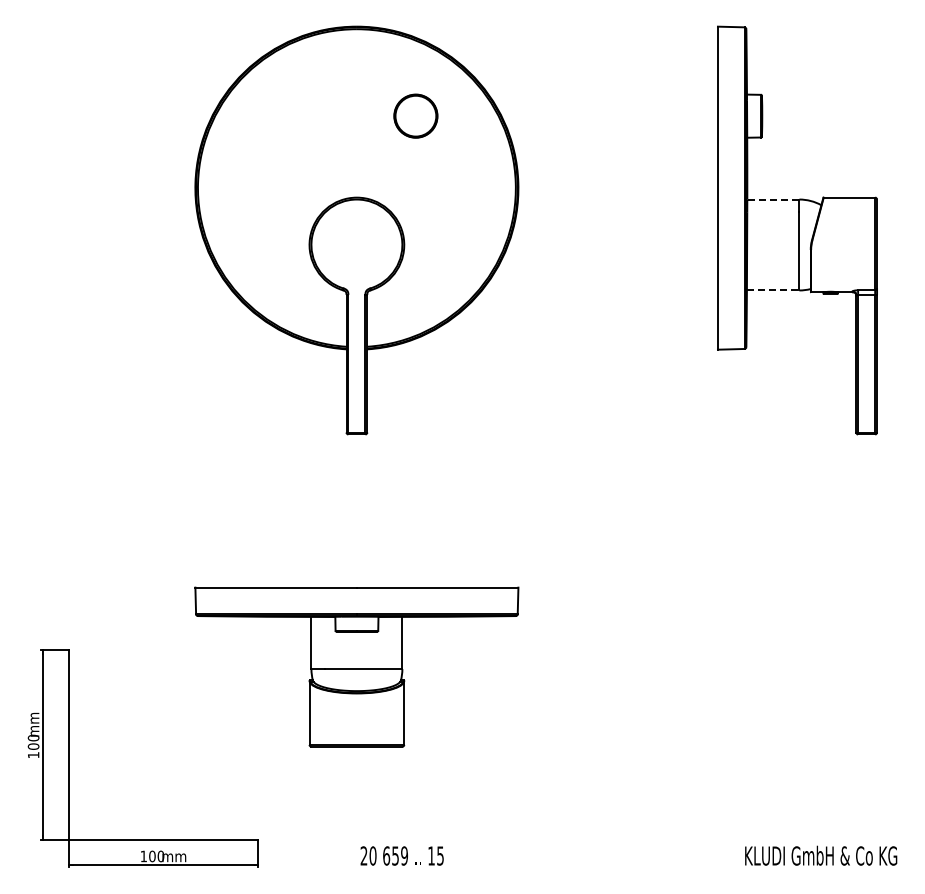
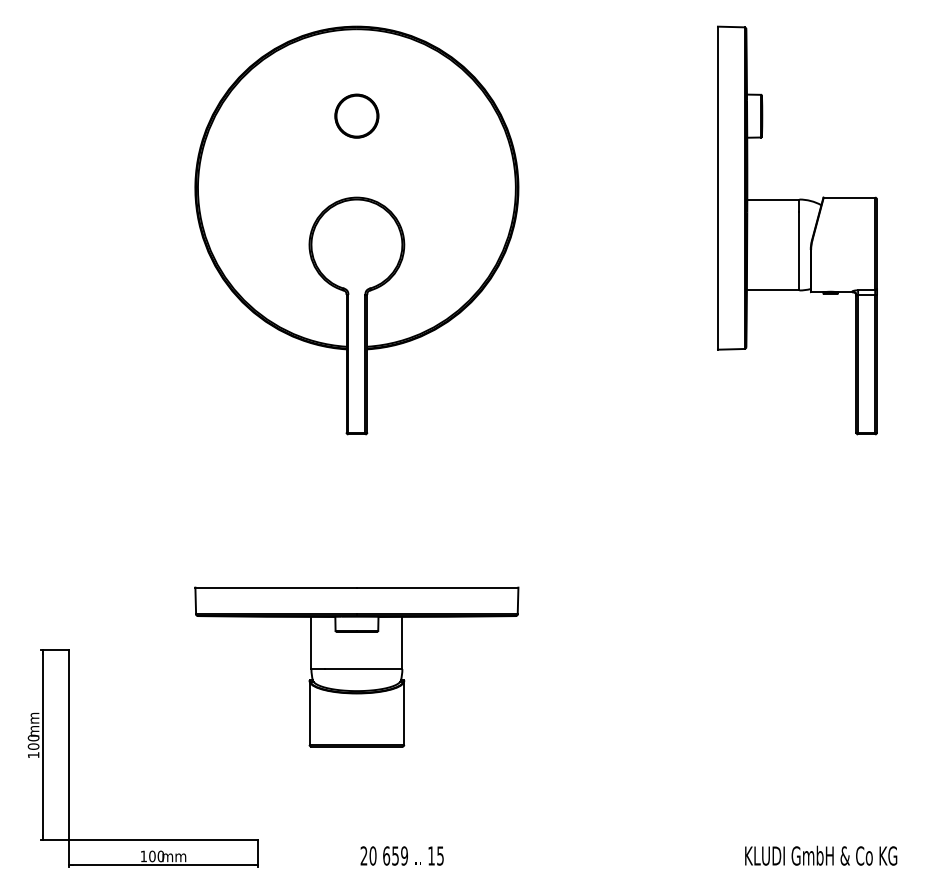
part position: (415, 115) -> (356, 115) (356, 115)
line: dashed -> solid (772, 199)
line: dashed -> solid (773, 290)
